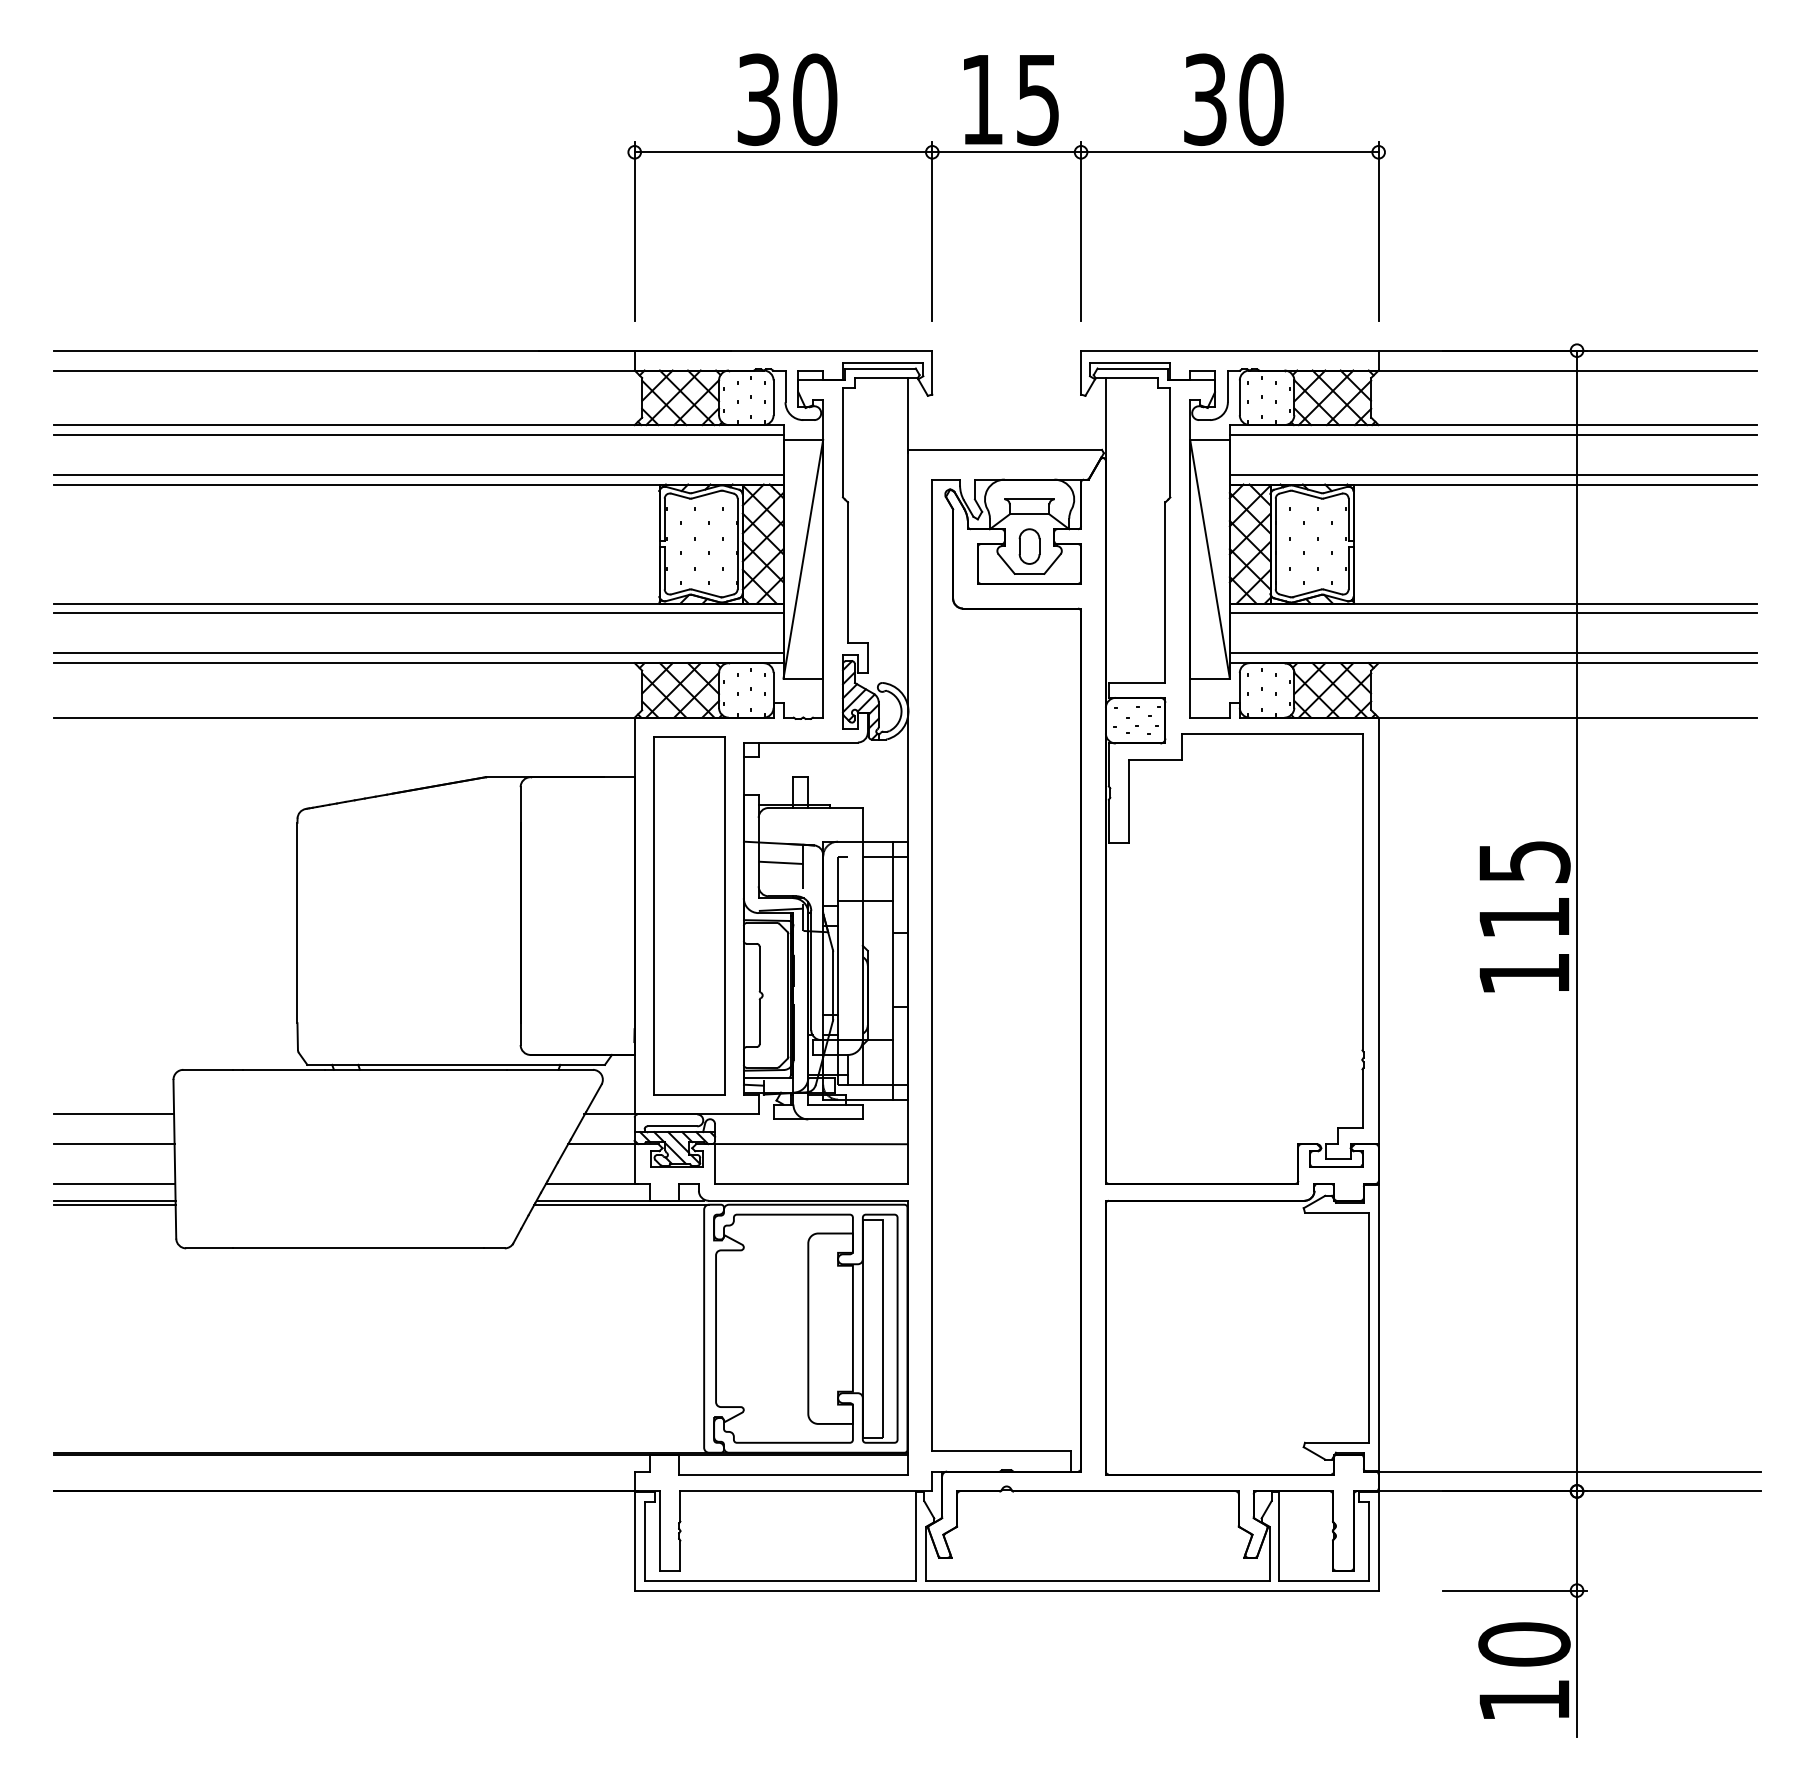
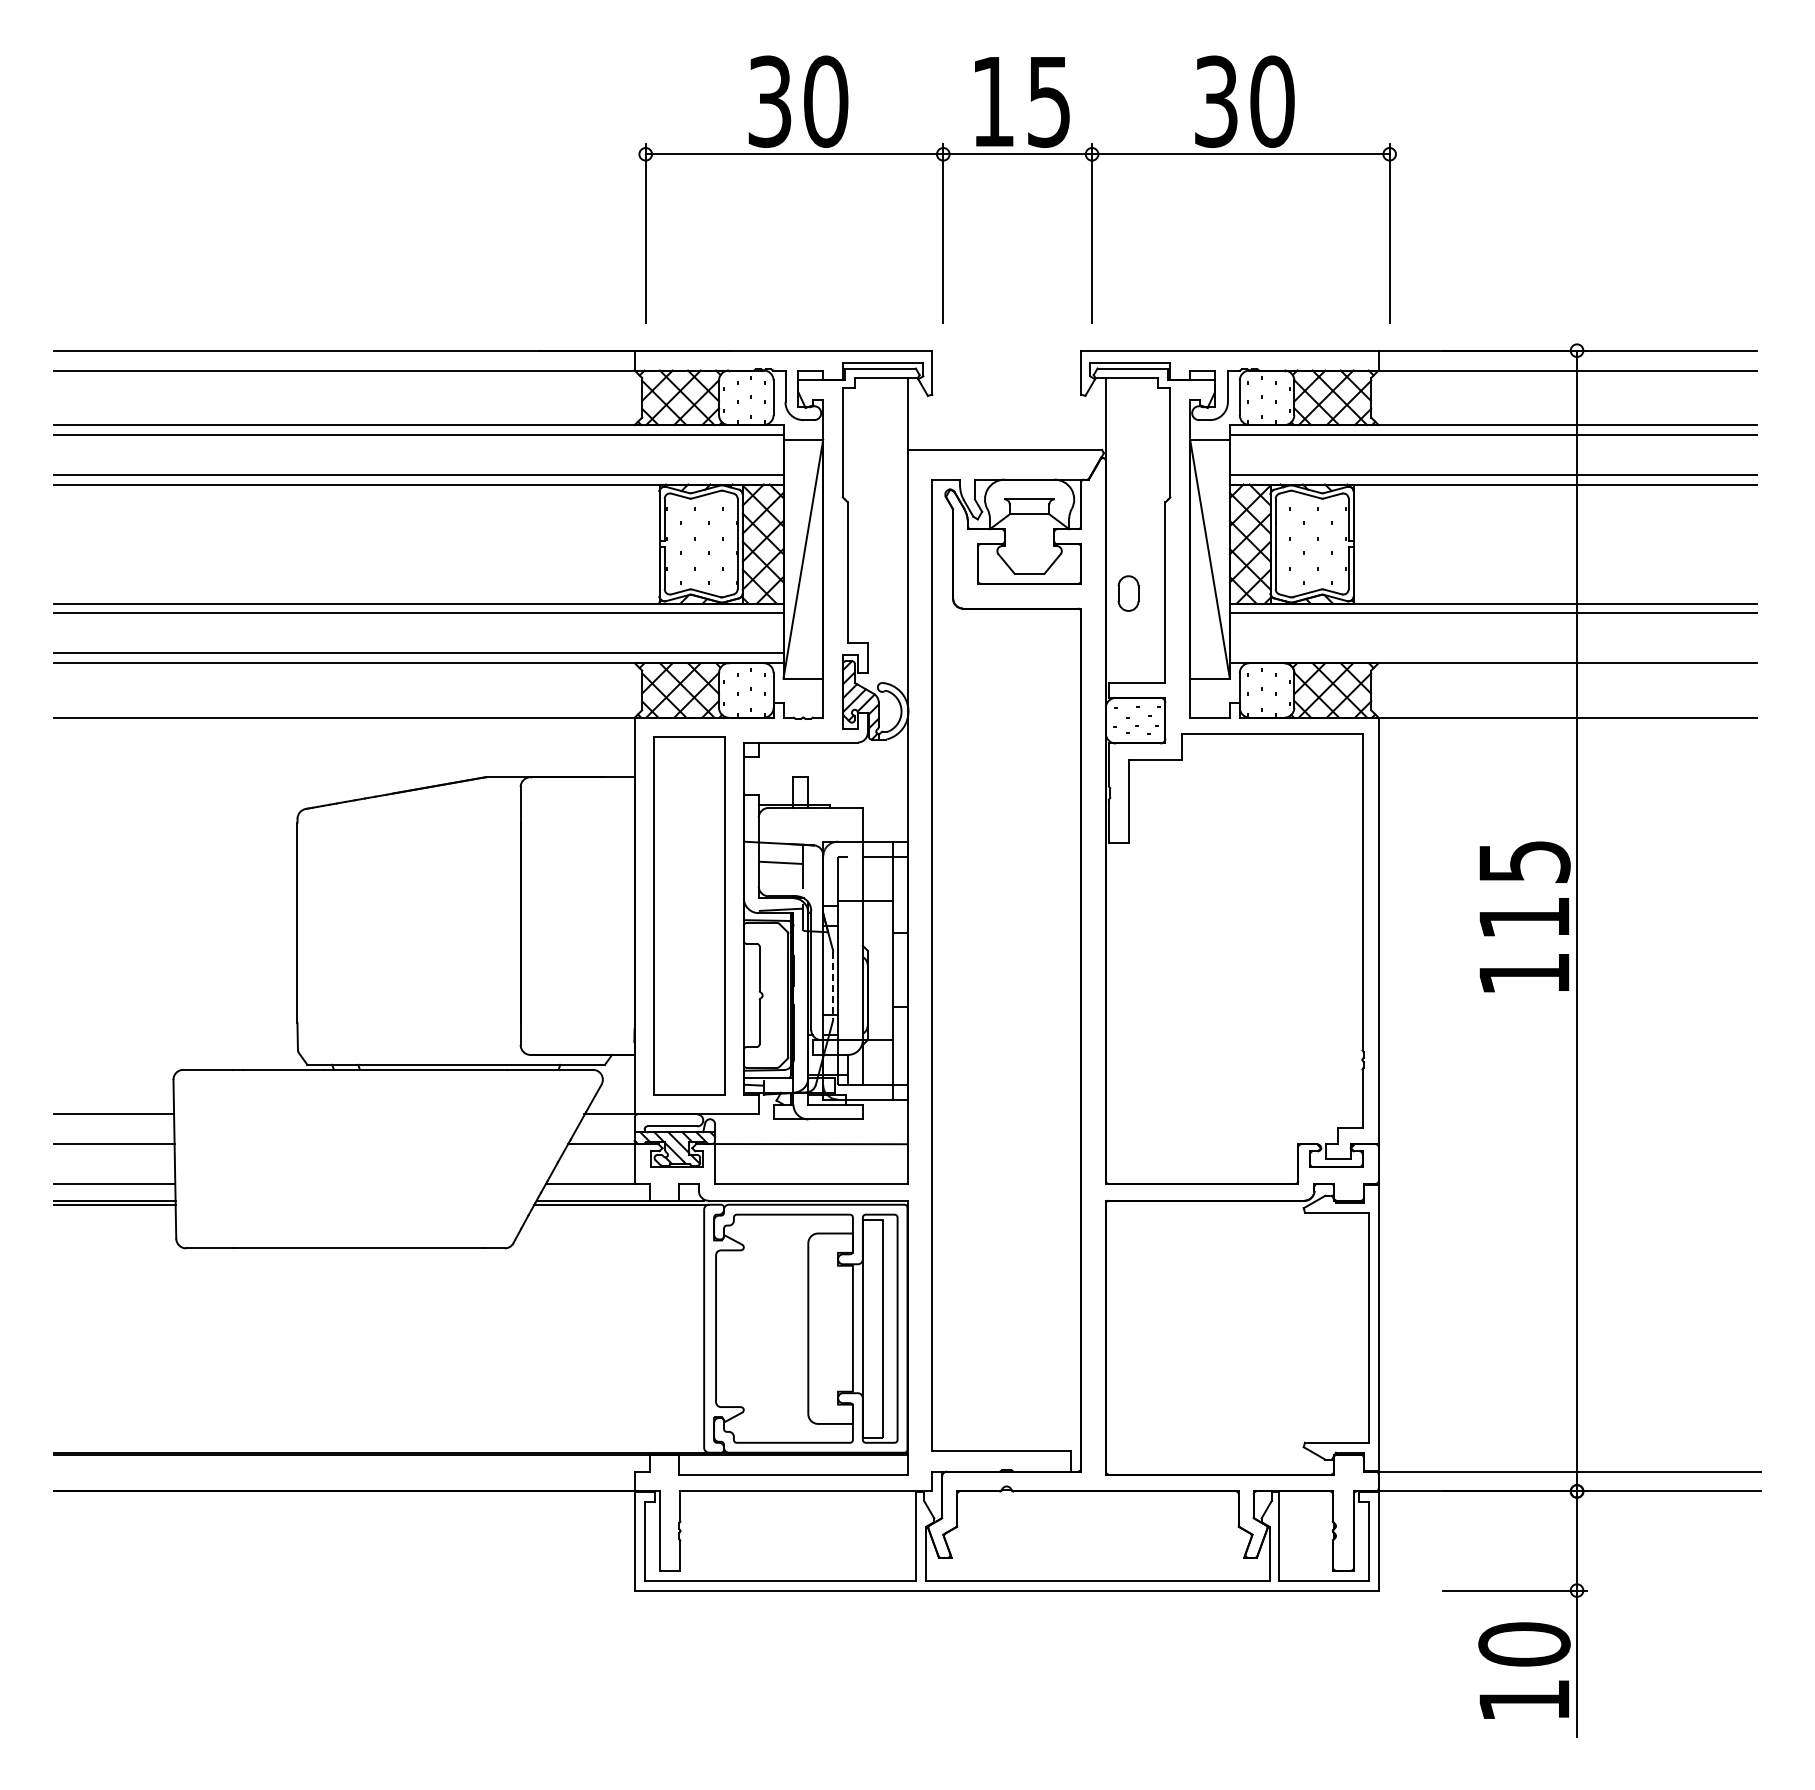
part position: (1006, 152) -> (1017, 154) (1017, 154)
part position: (1029, 546) -> (1128, 593) (1128, 593)
line: present -> none (1492, 653)
line: solid -> dashed (833, 986)
